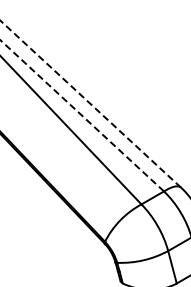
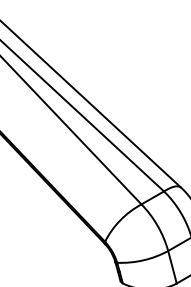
line: dashed -> solid (90, 103)
line: dashed -> solid (82, 115)
